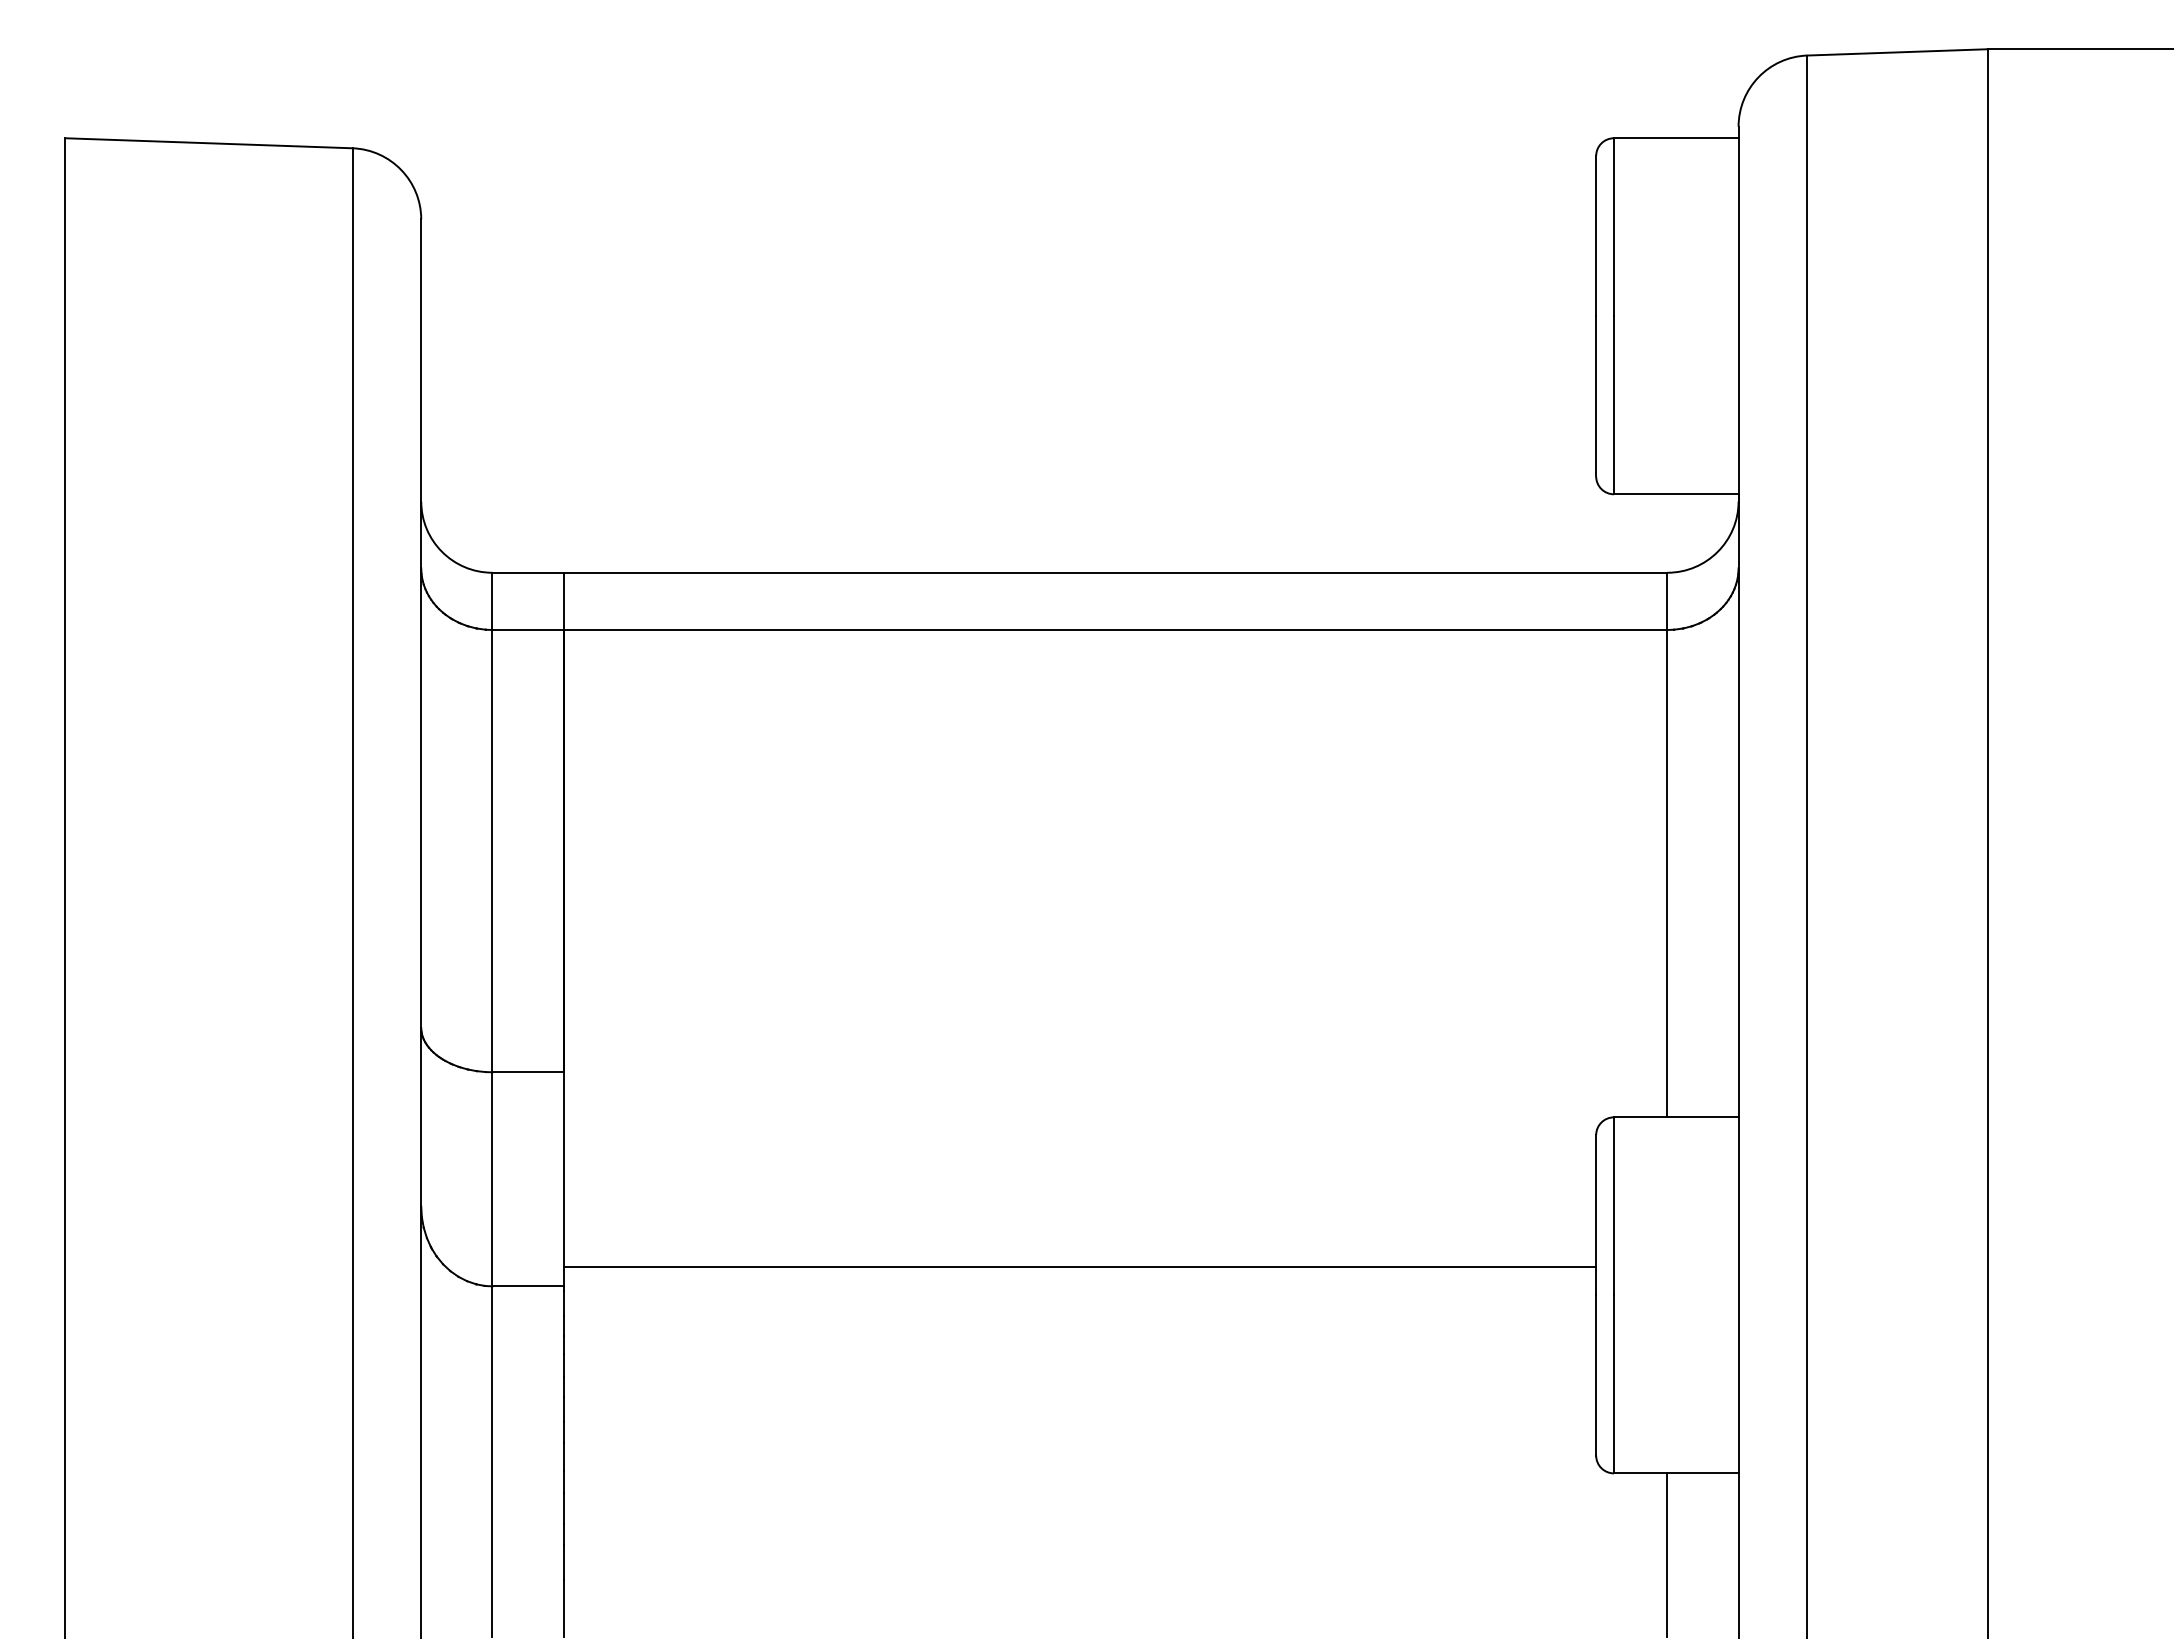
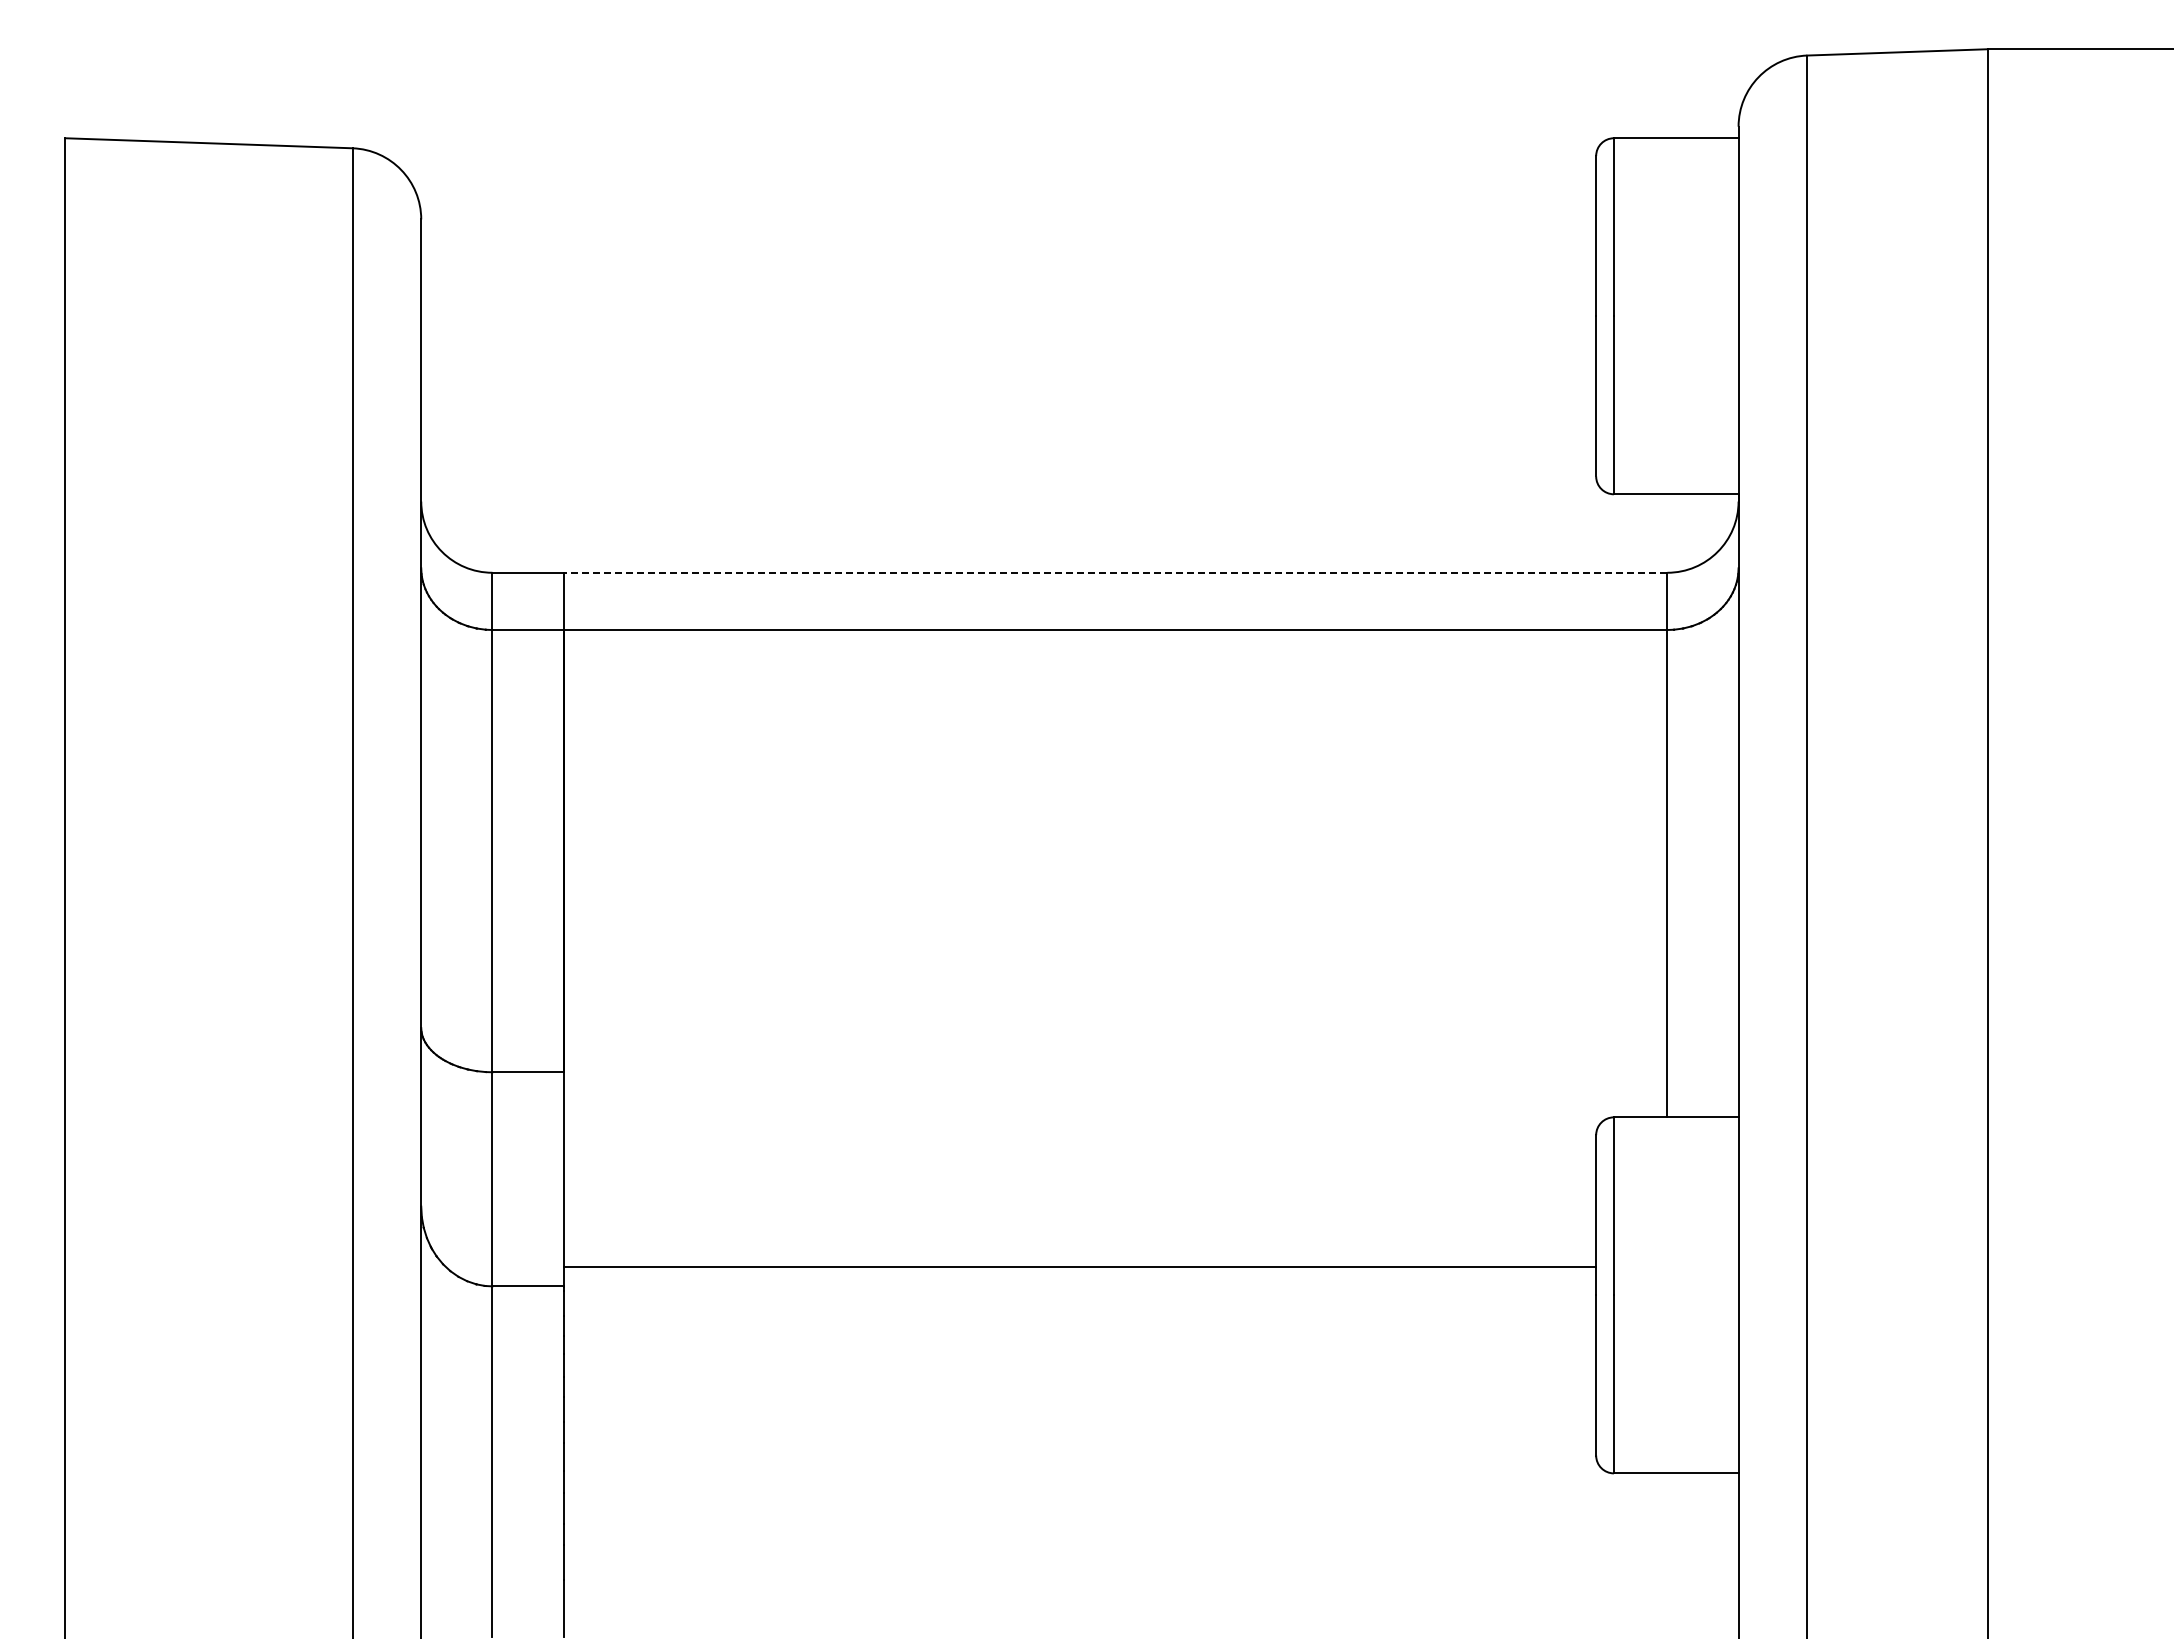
line: solid -> dashed (1115, 572)
line: present -> none (1667, 1554)
